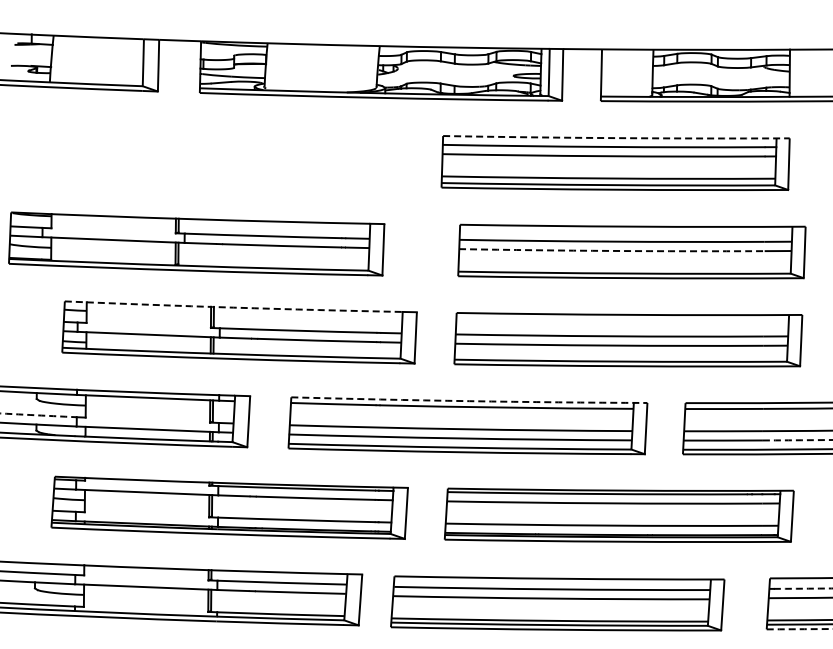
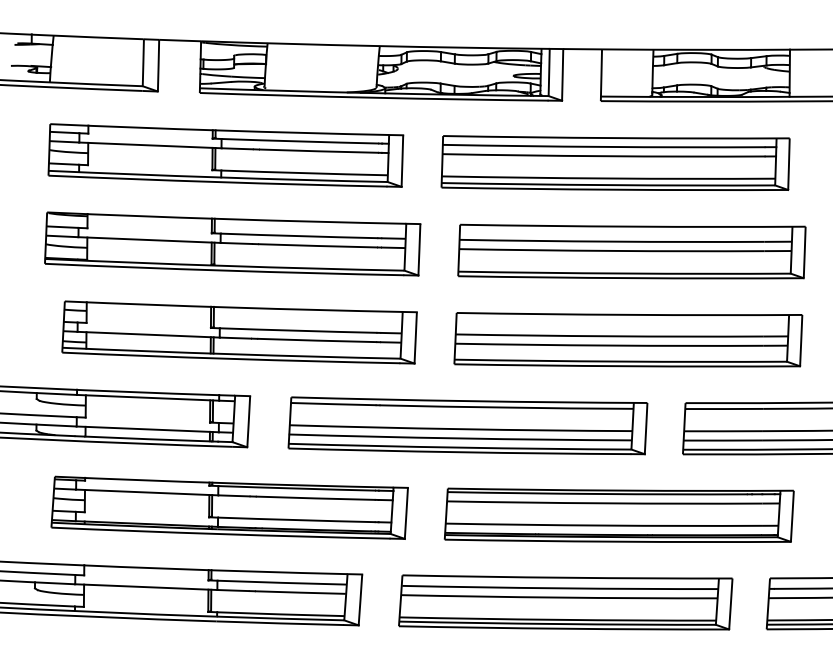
arc: dashed -> solid (616, 138)
part: none -> present (225, 155)
part position: (196, 243) -> (232, 243) (232, 243)
arc: dashed -> solid (611, 250)
arc: dashed -> solid (233, 307)
arc: dashed -> solid (469, 401)
arc: dashed -> solid (38, 415)
arc: dashed -> solid (798, 440)
arc: dashed -> solid (803, 588)
part position: (557, 603) -> (565, 602) (565, 602)
arc: dashed -> solid (800, 629)
